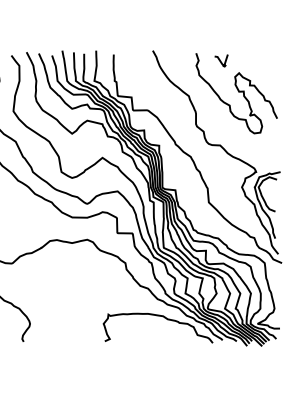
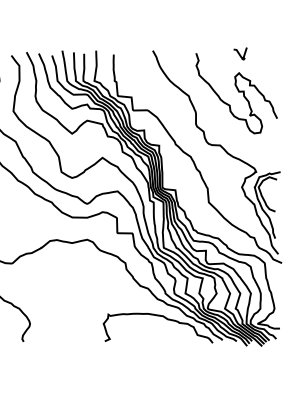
curve position: (220, 60) -> (239, 53) (239, 53)
